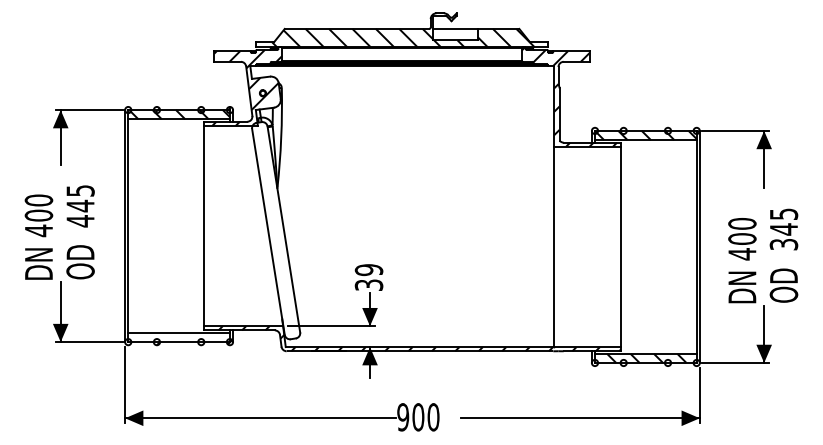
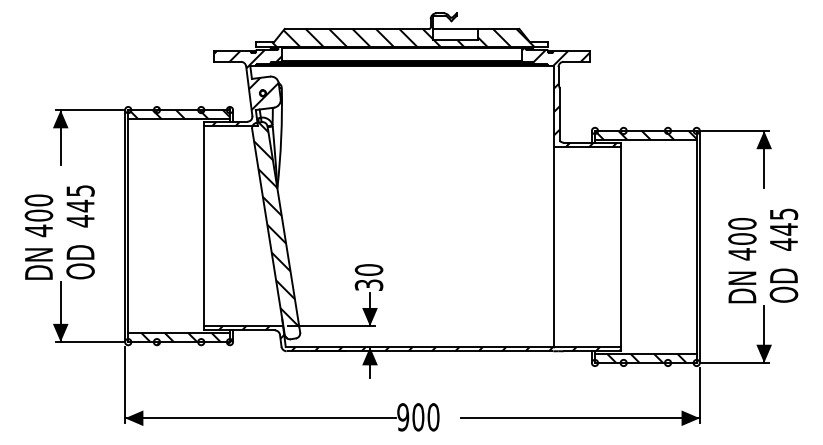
hatch: none -> present (276, 230)
text: 345 -> 445 (783, 244)
text: 39 -> 30 (369, 270)
hatch: none -> present (180, 337)
